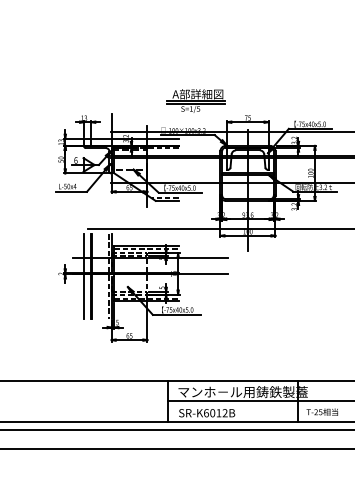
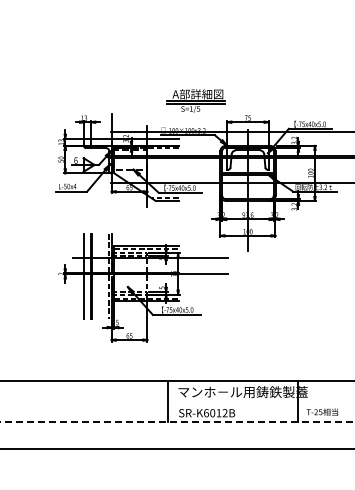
line: present -> none (219, 229)
line: present -> none (259, 401)
line: solid -> dashed (177, 421)
line: present -> none (176, 429)
